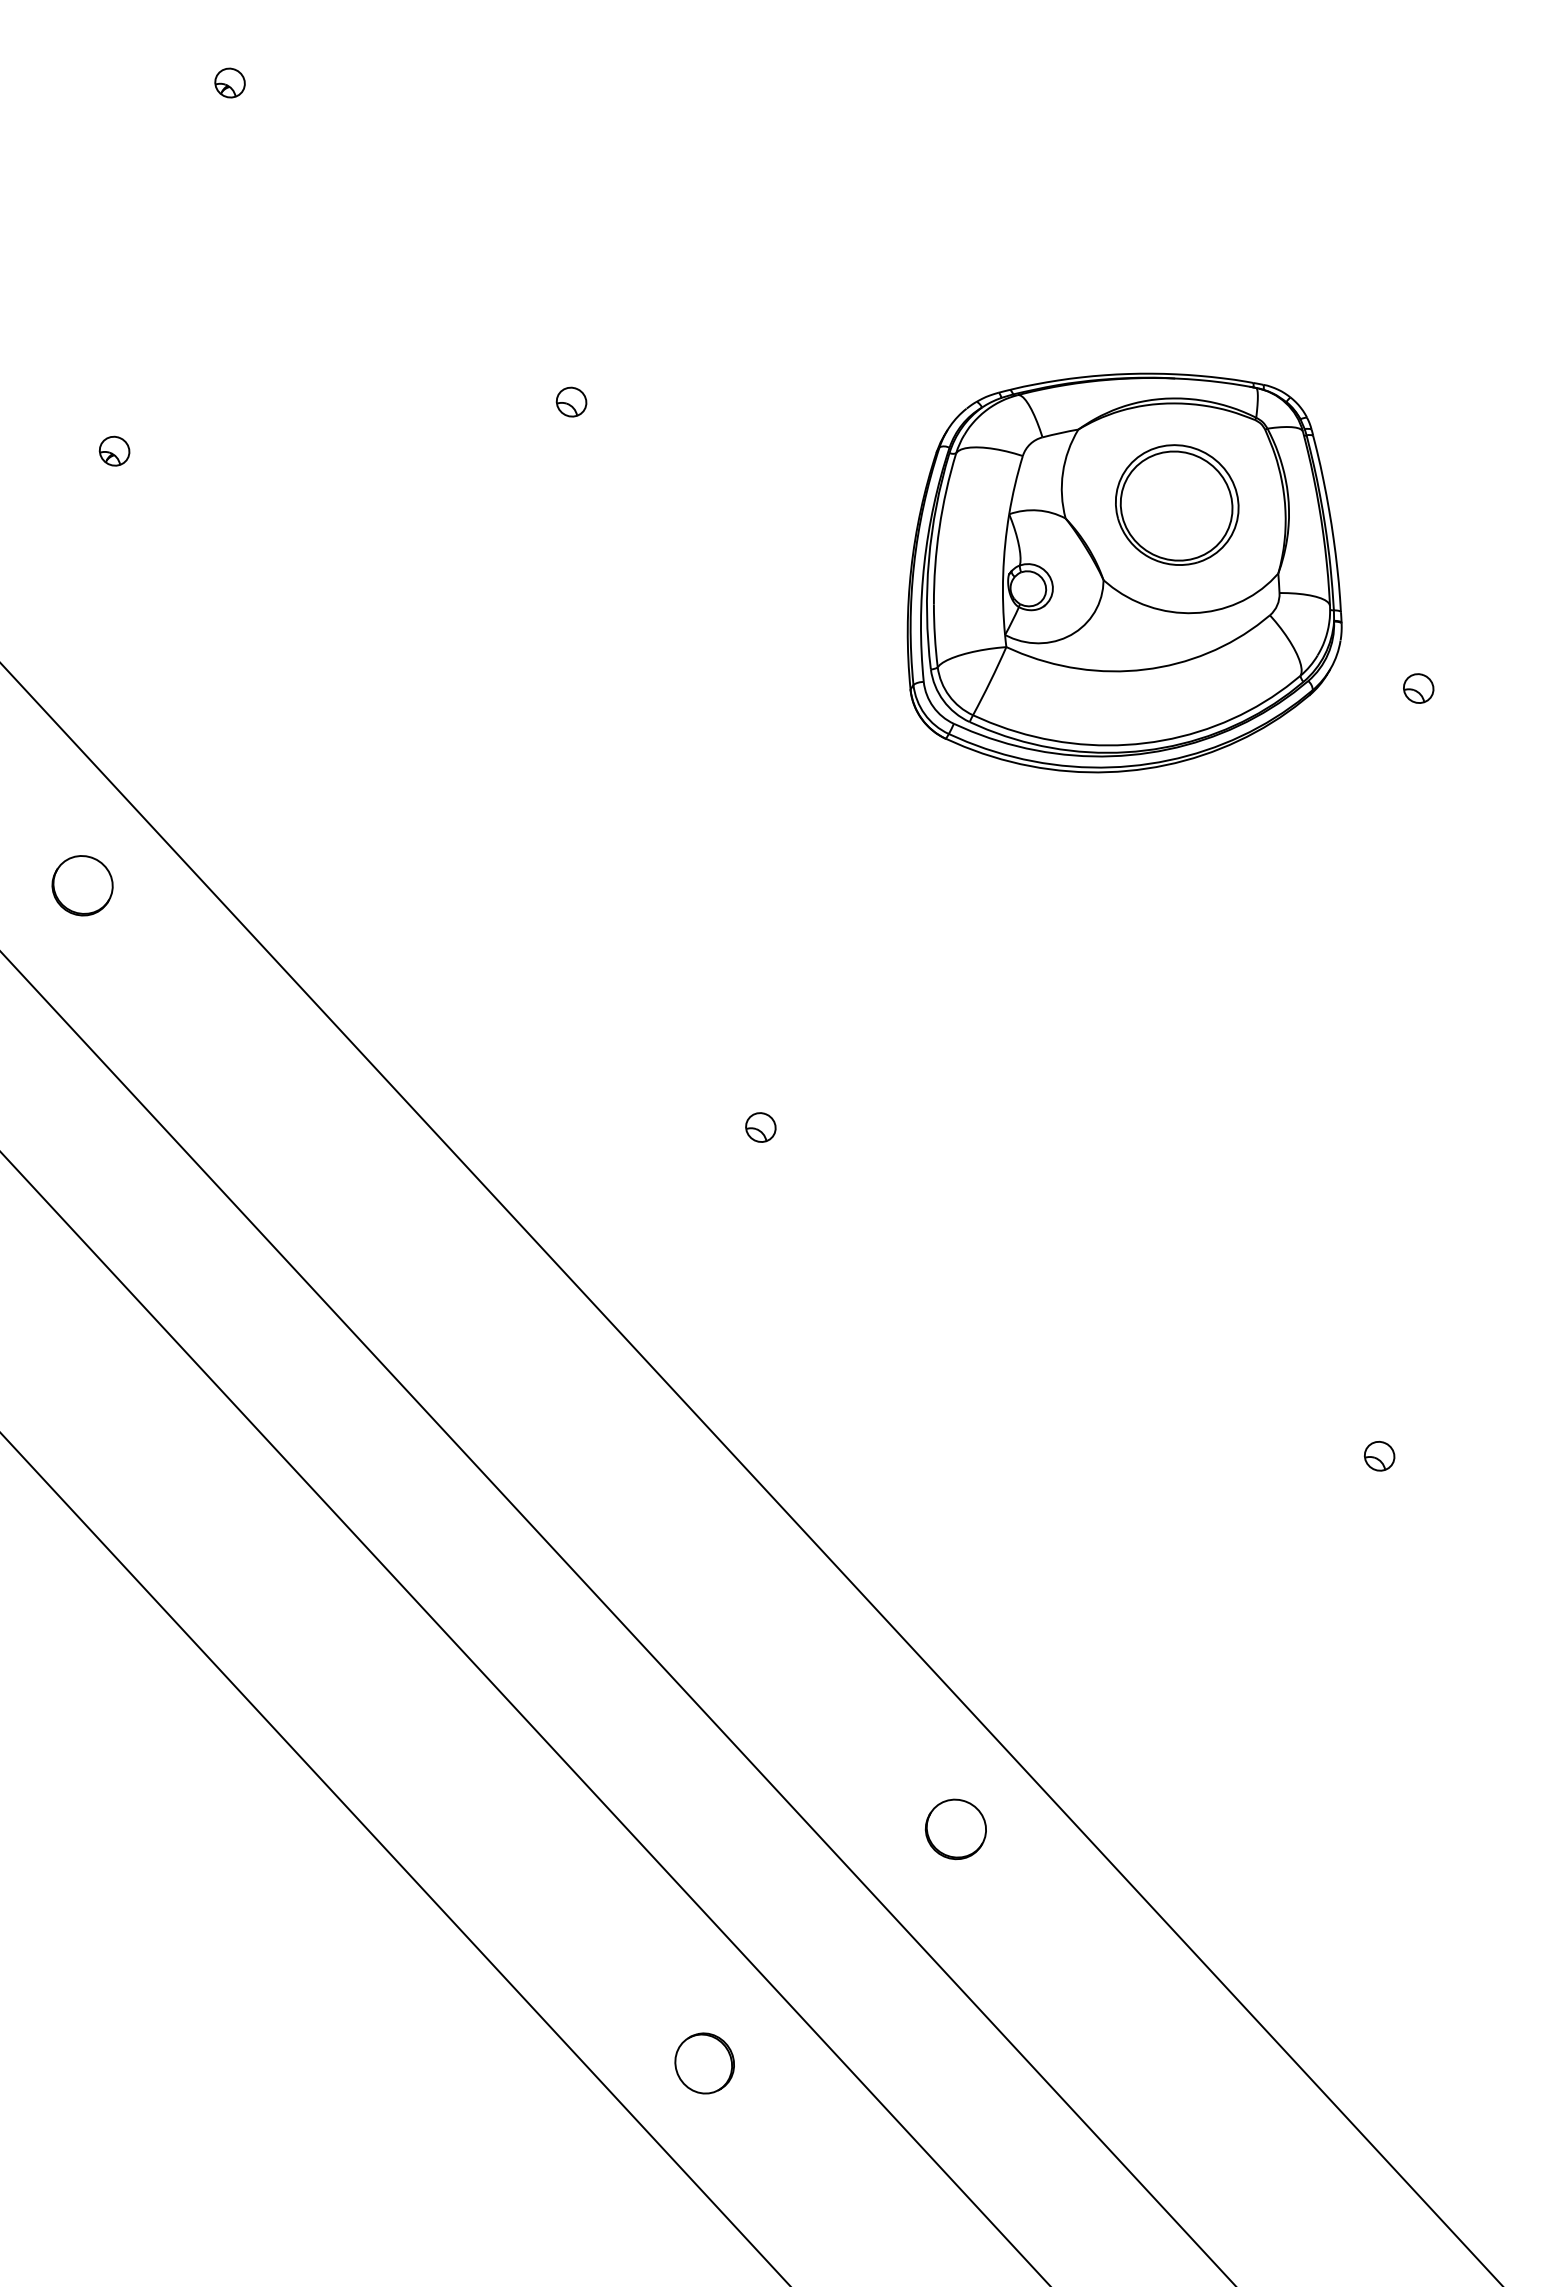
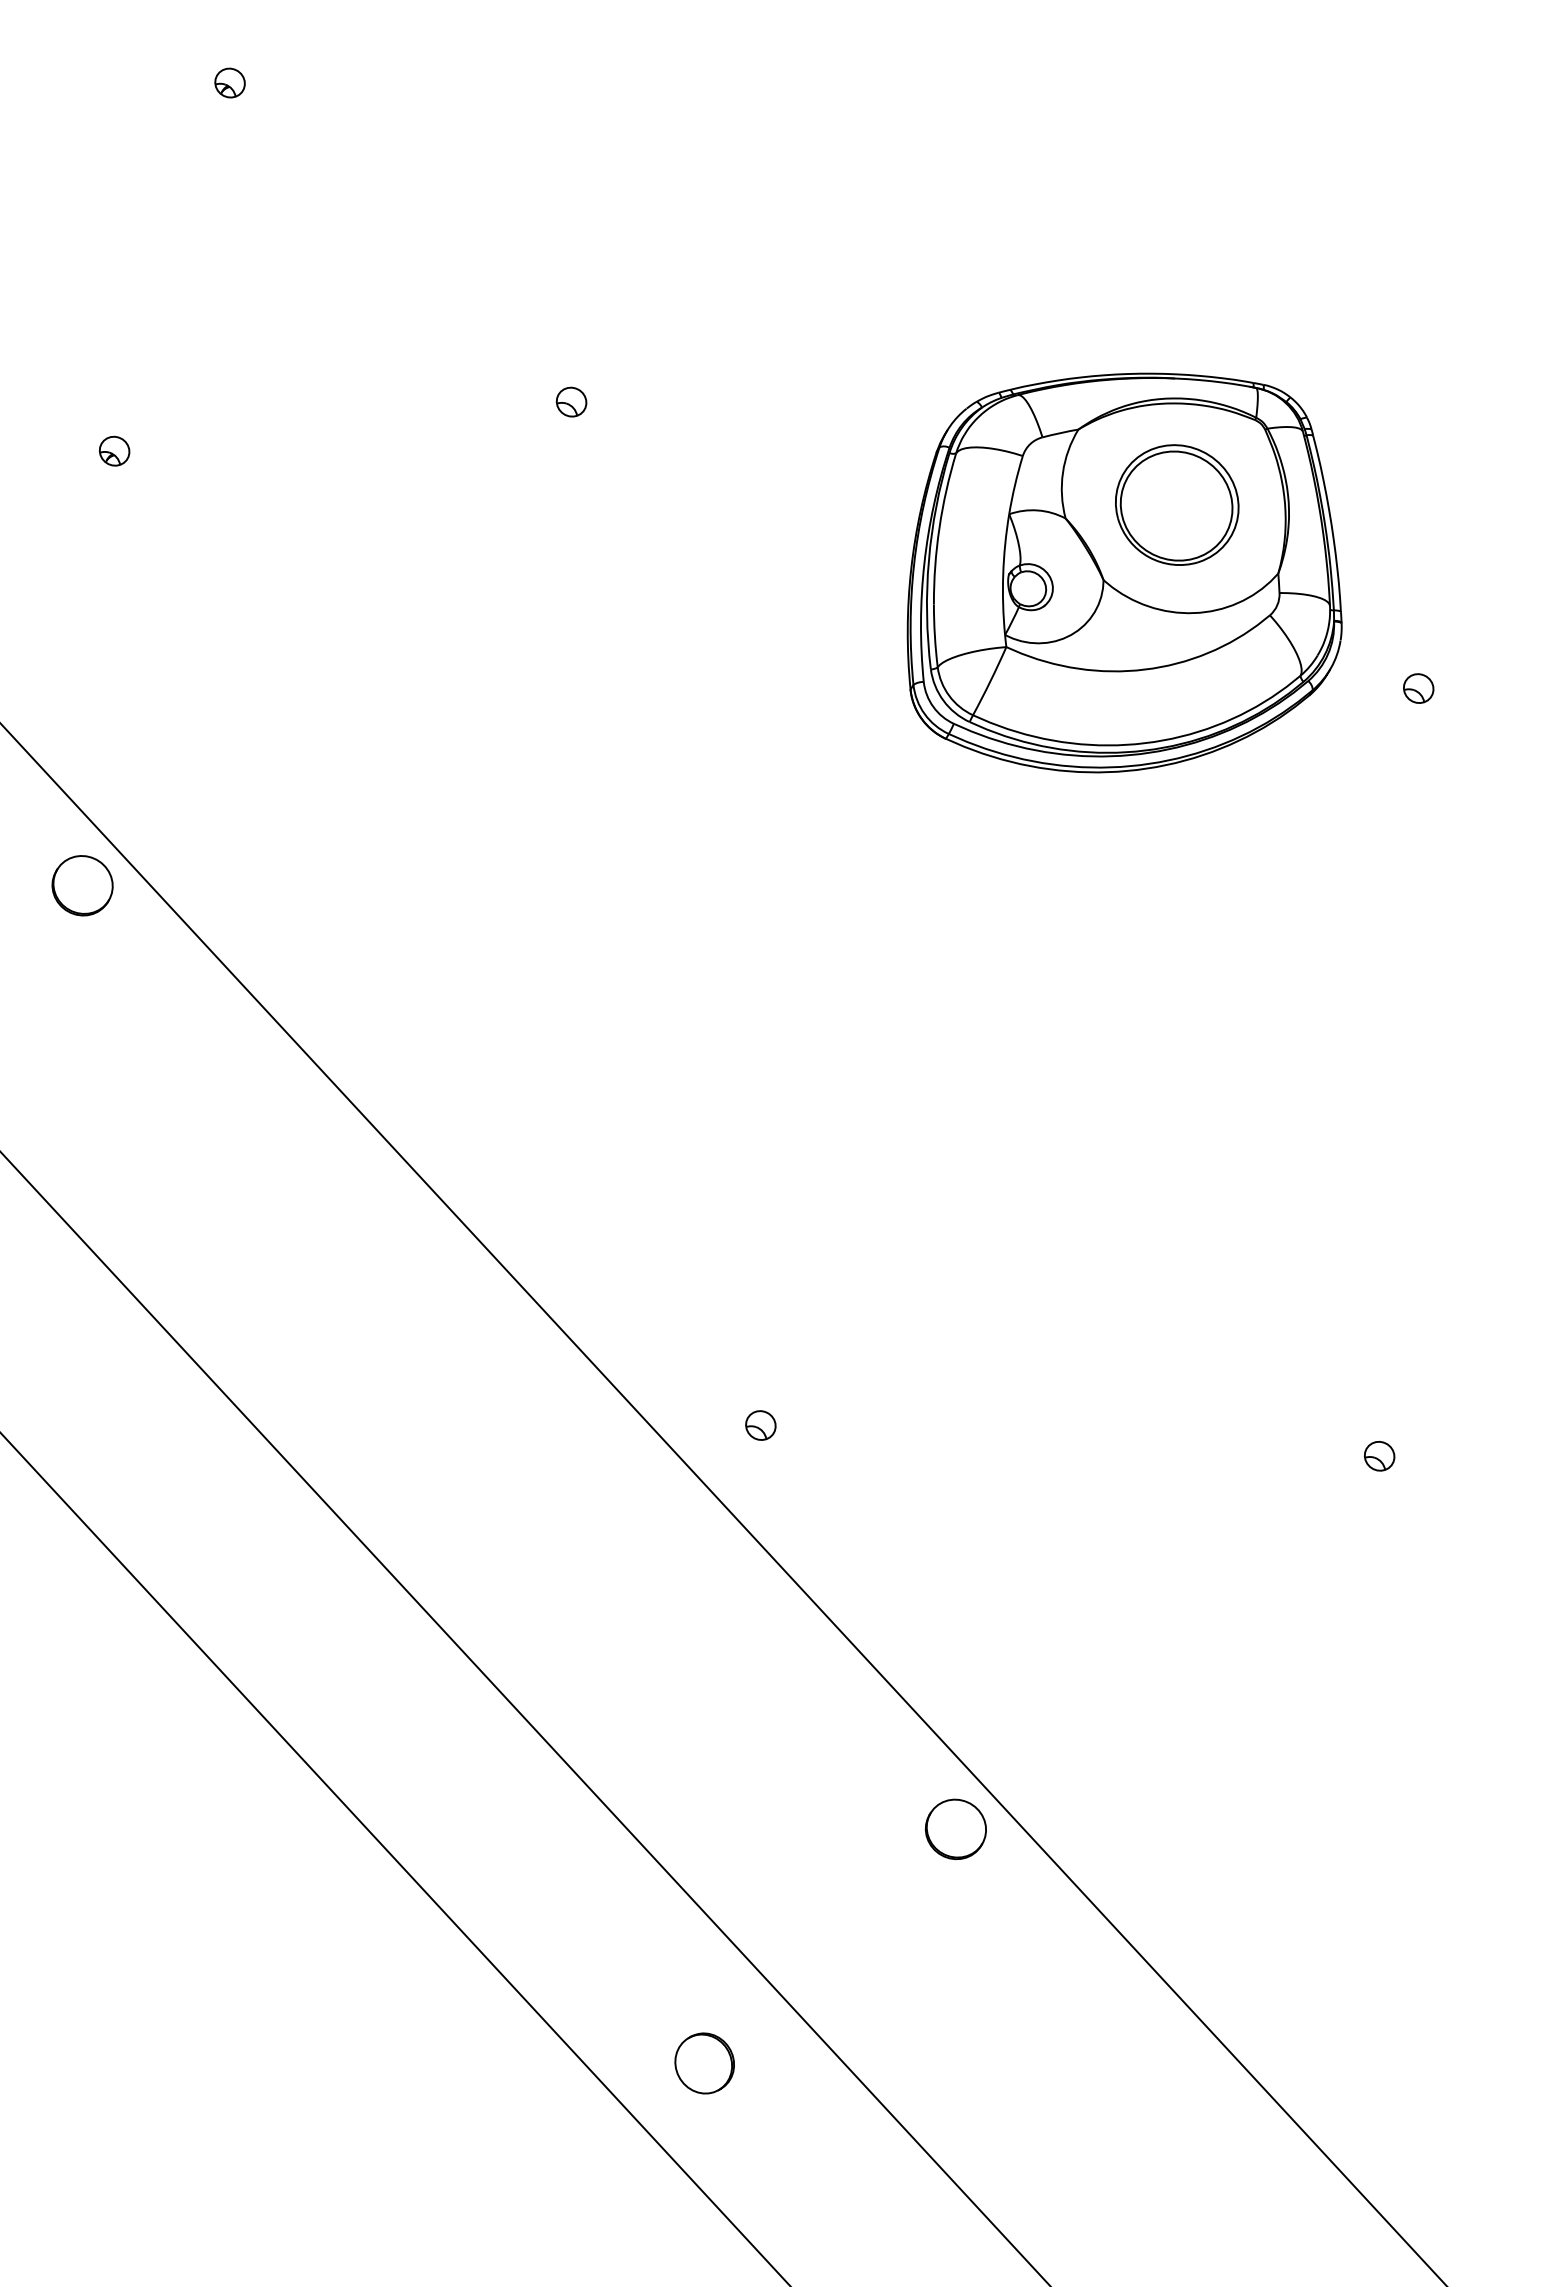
part position: (760, 1127) -> (760, 1425) (760, 1425)
line position: (751, 1473) -> (723, 1504) (723, 1504)
line: present -> none (617, 1618)
